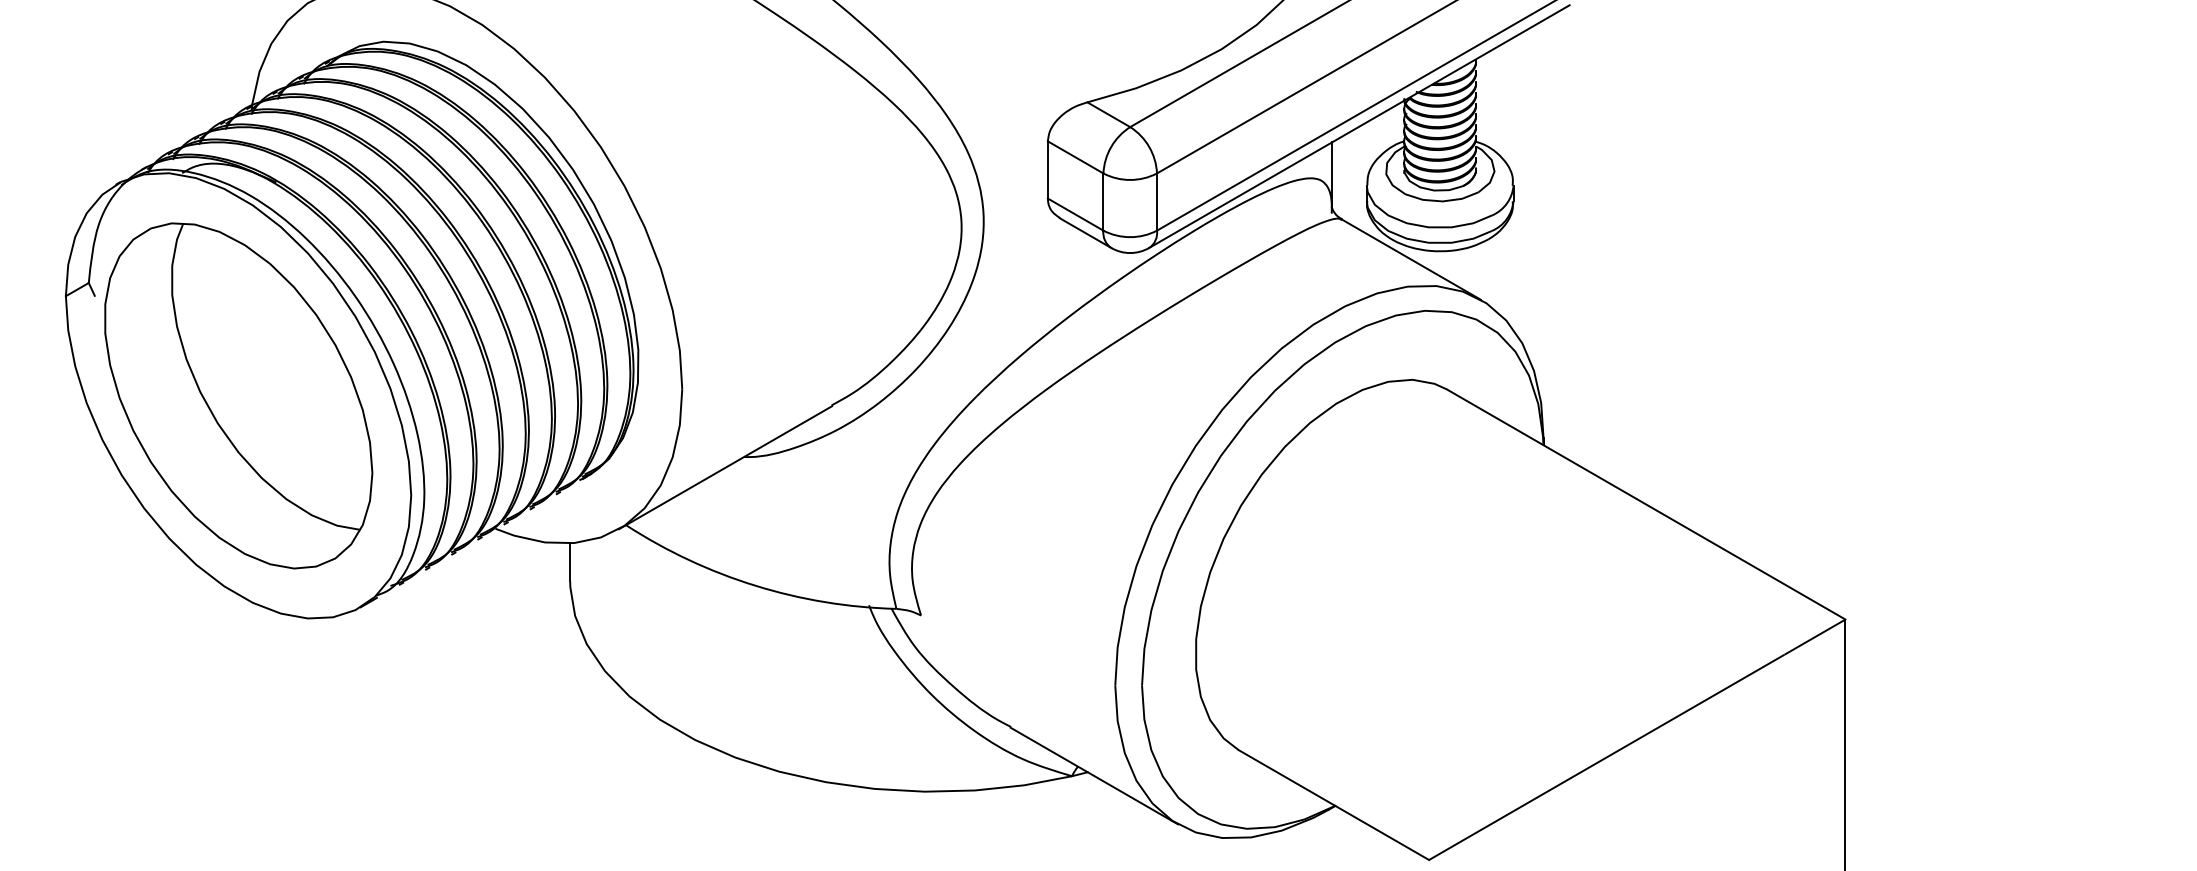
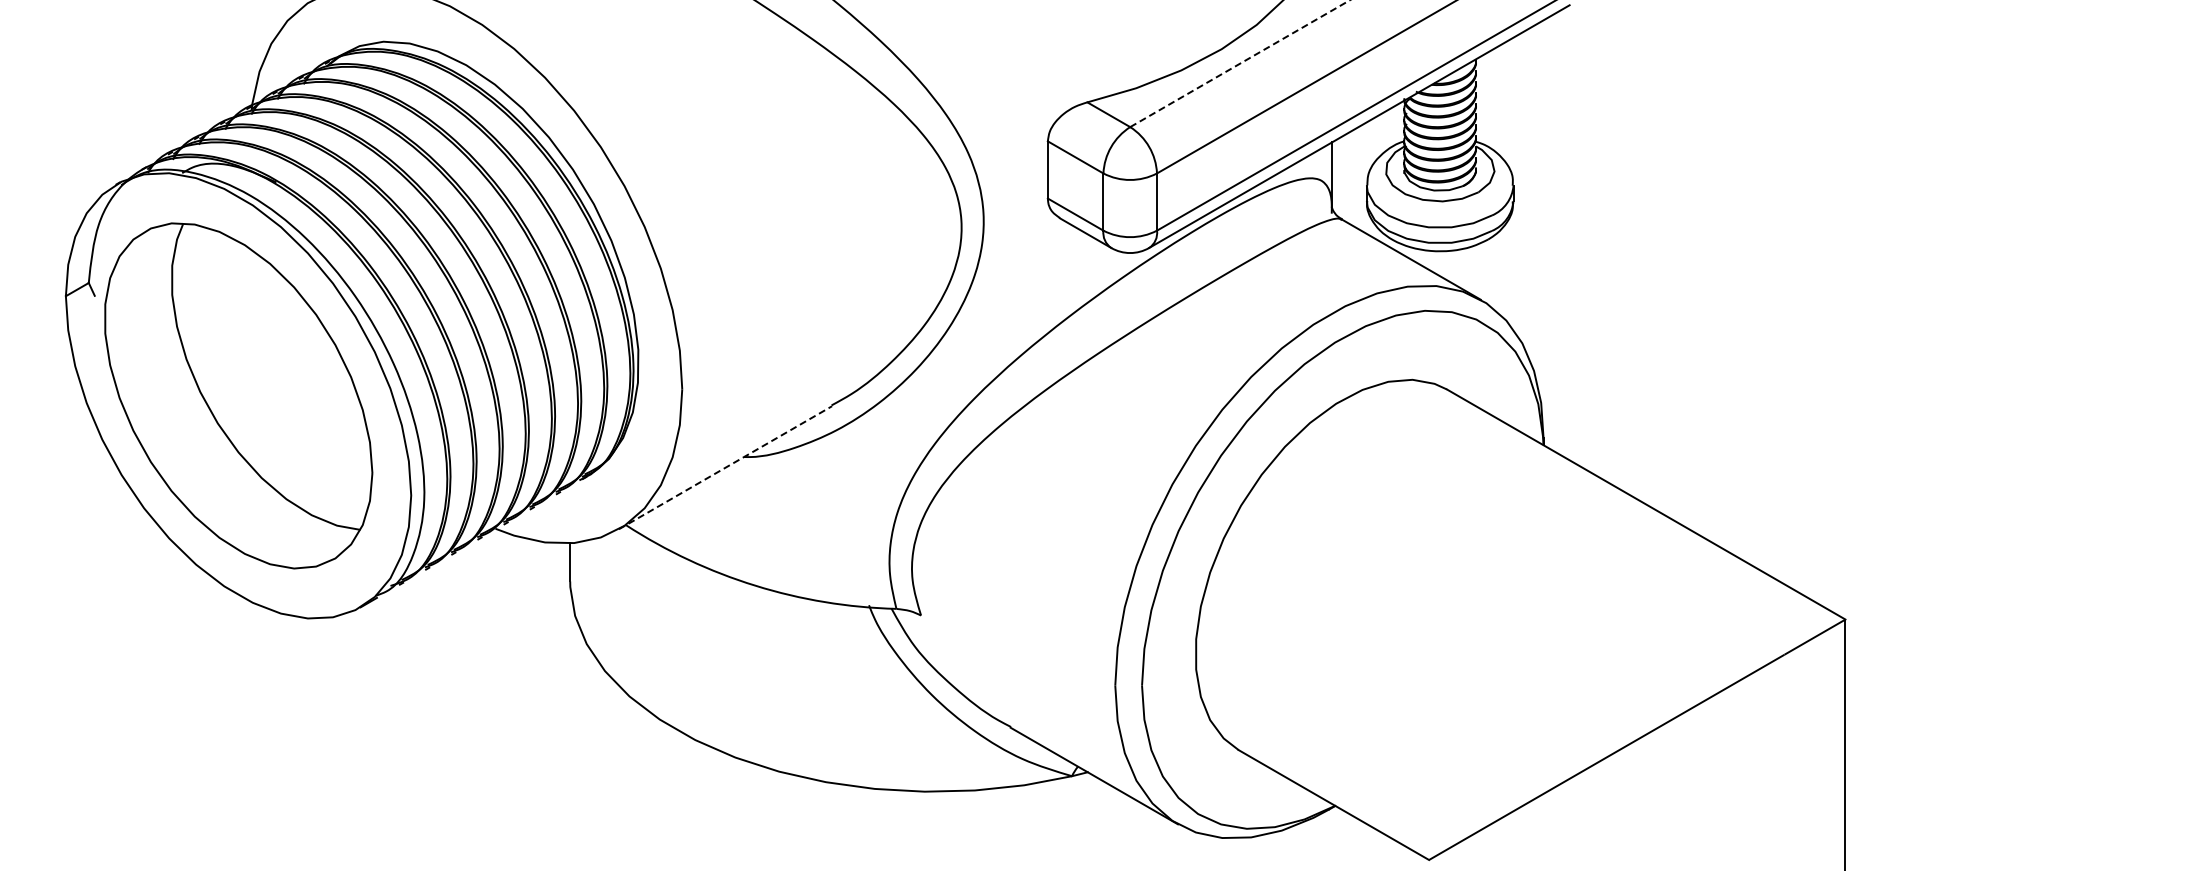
line: solid -> dashed (1240, 63)
line: solid -> dashed (725, 467)
